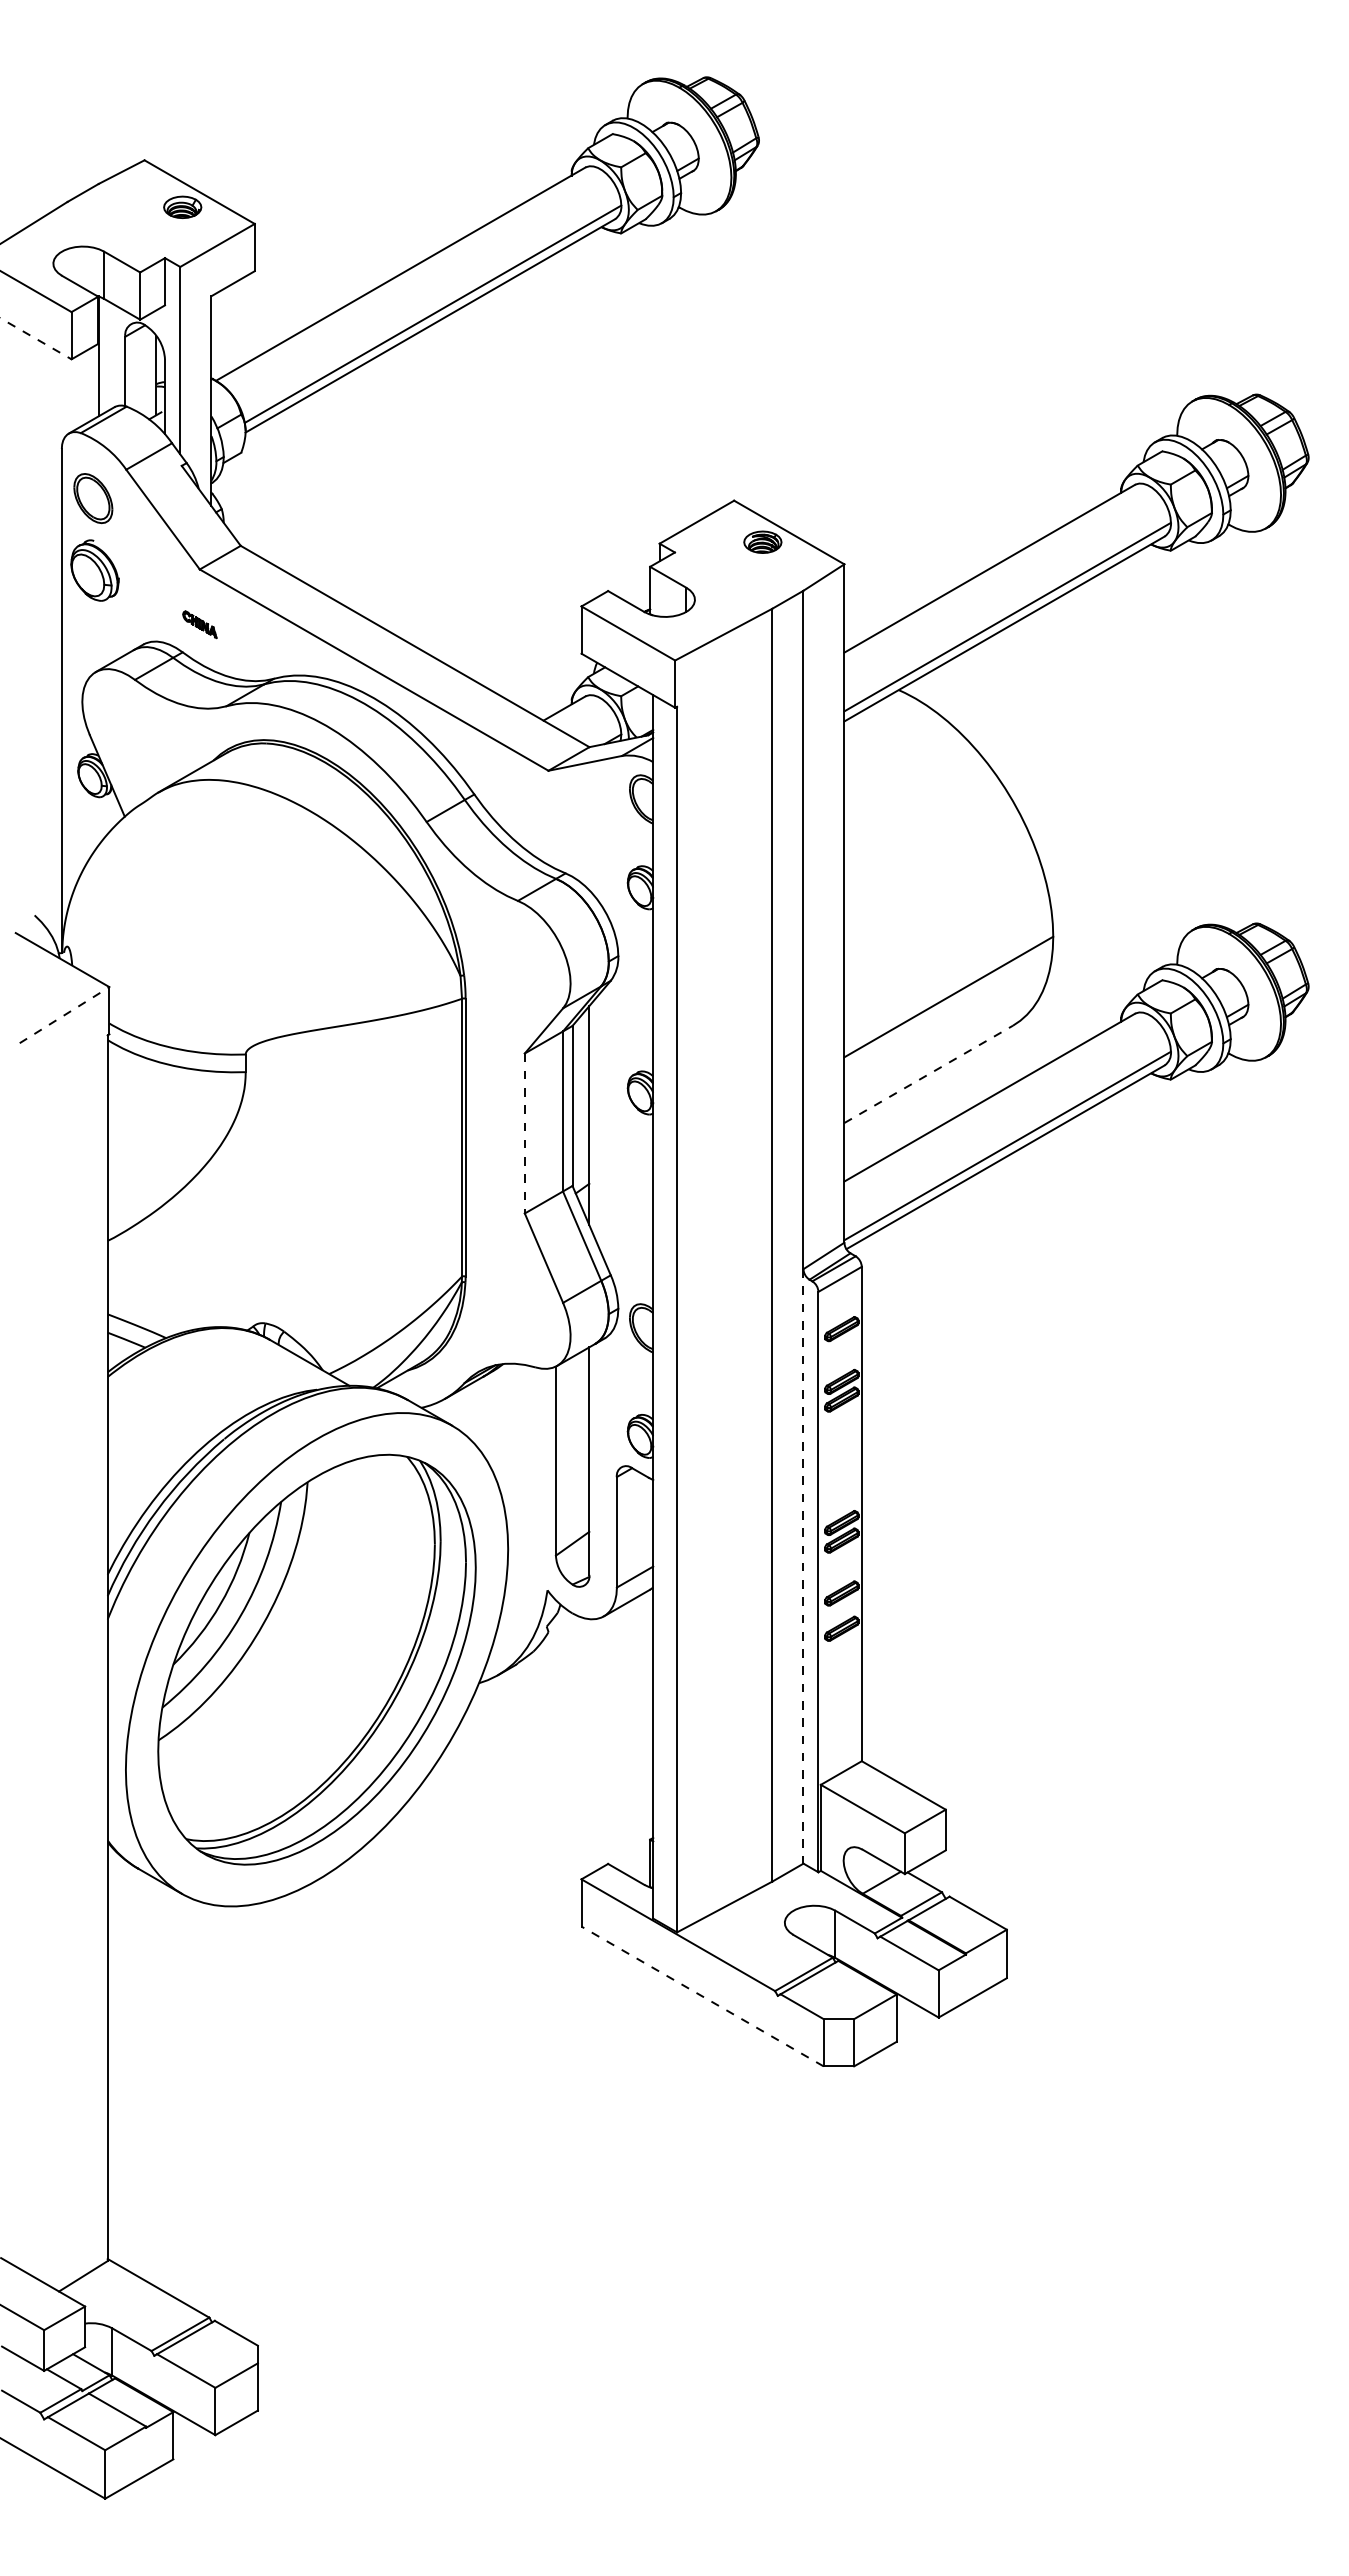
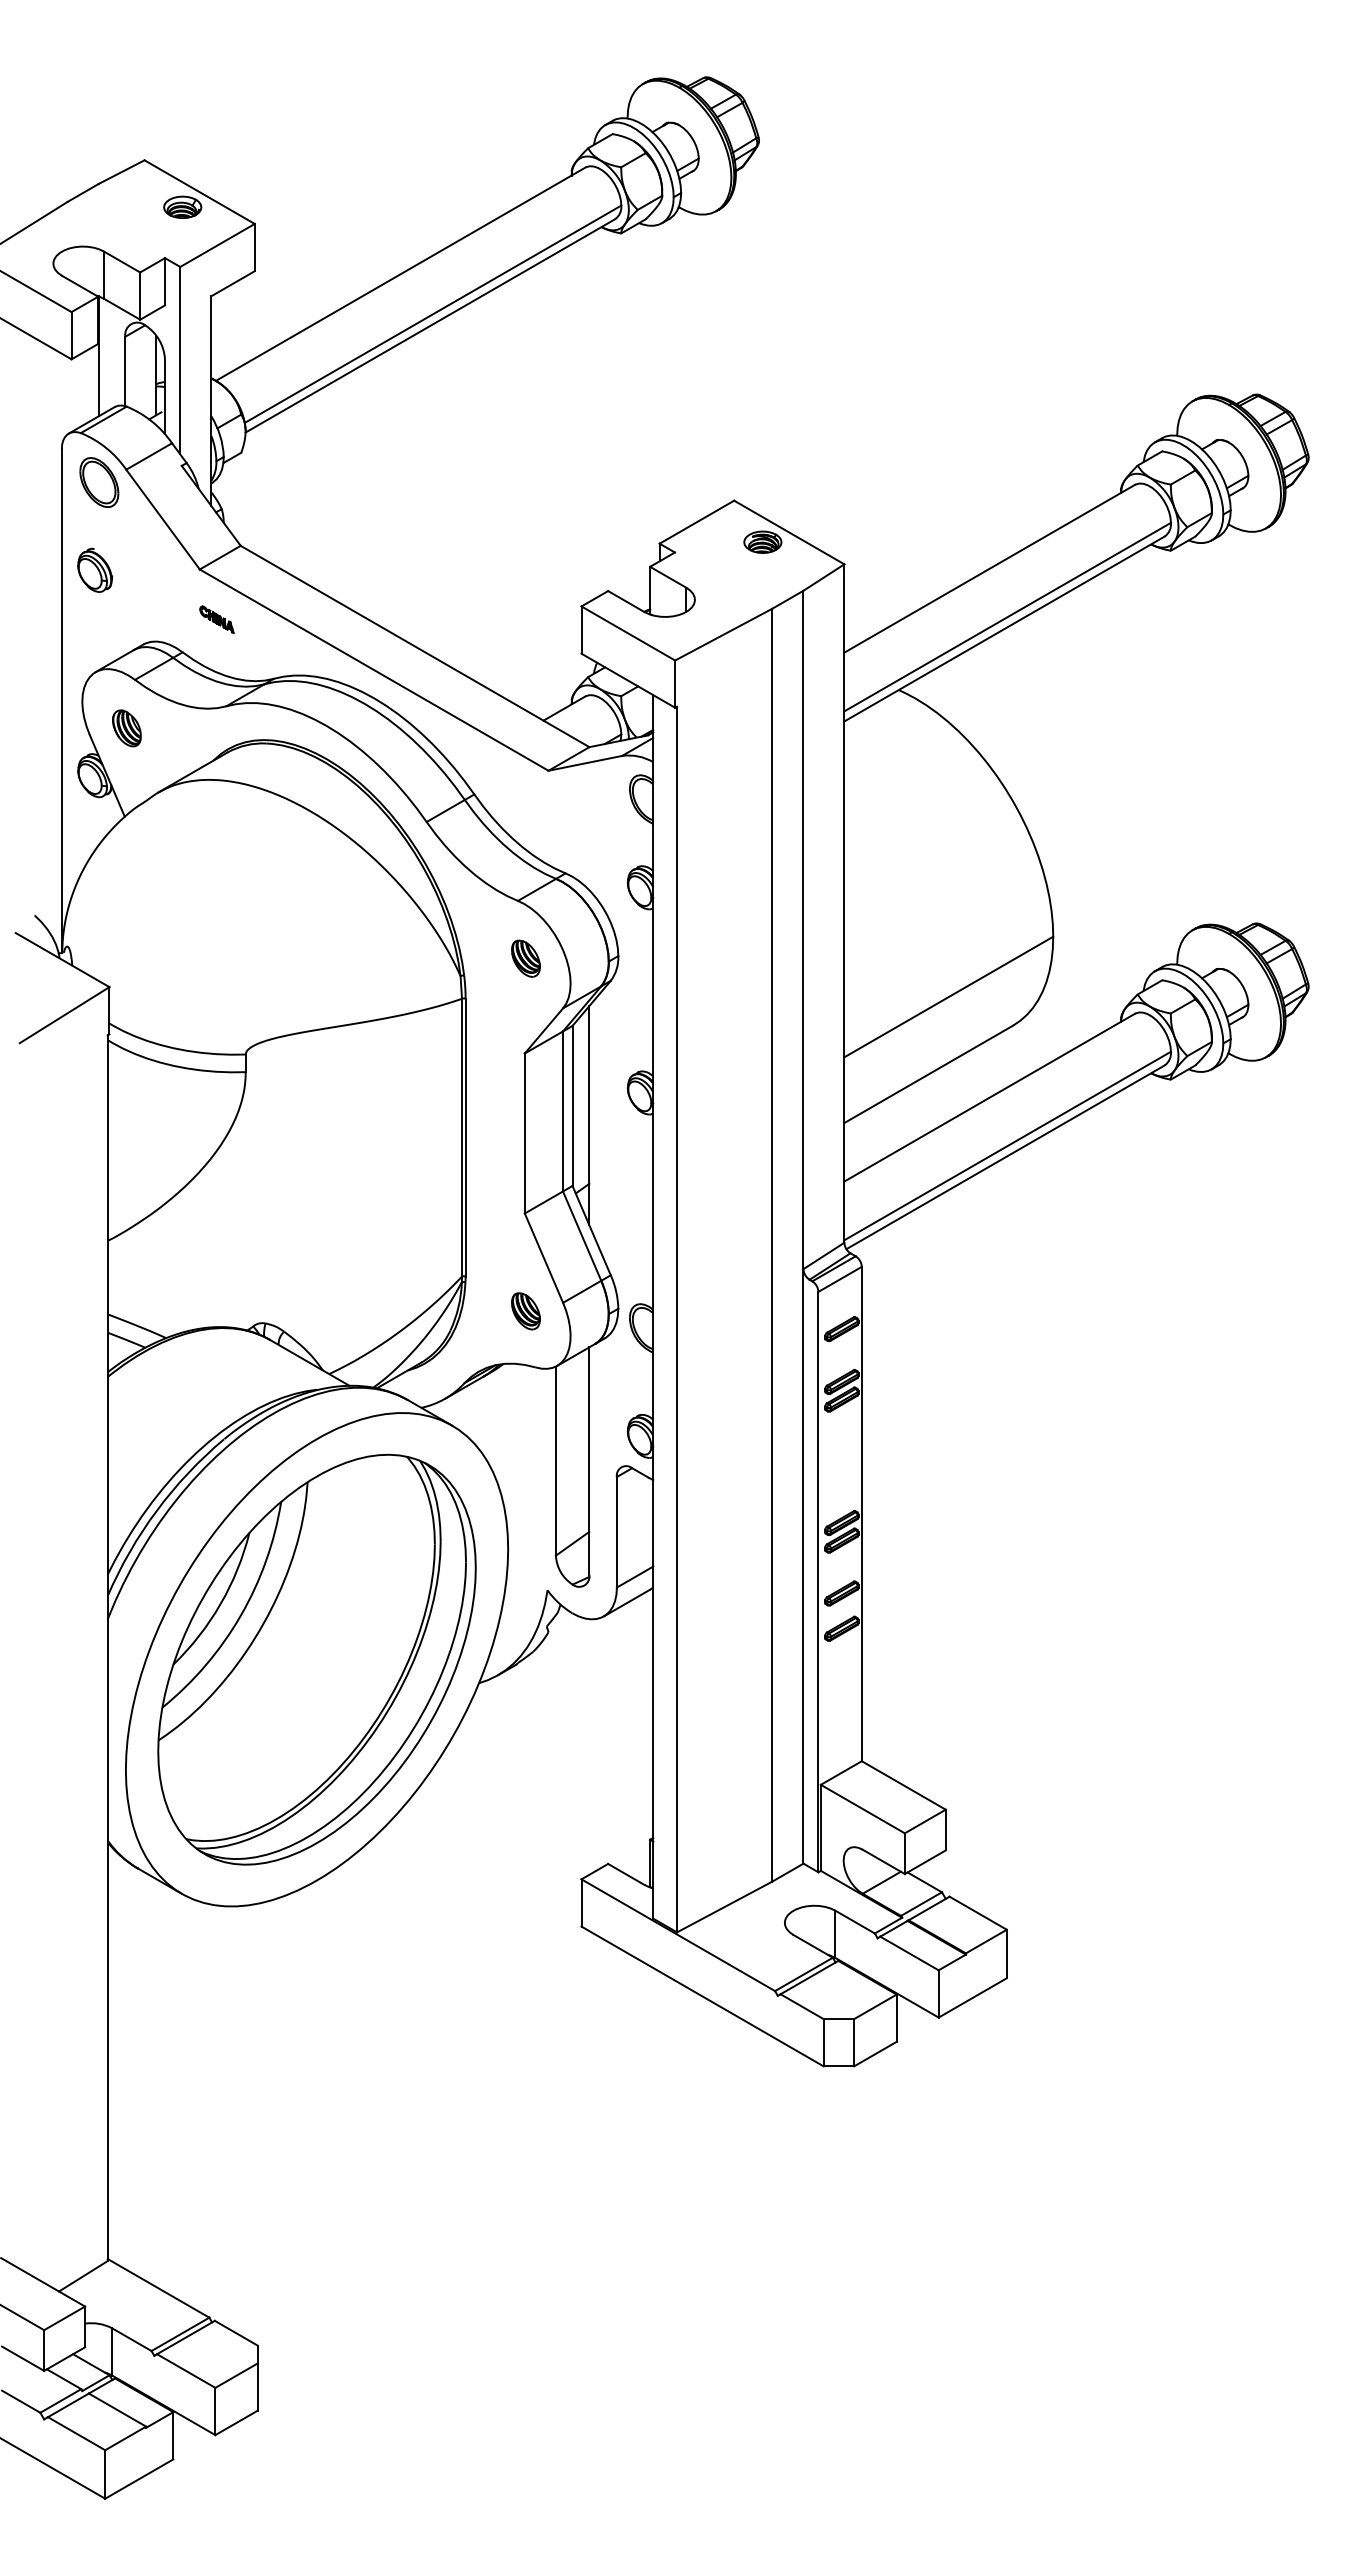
line: dashed -> solid (36, 339)
part position: (93, 498) -> (99, 482) (99, 482)
part size: 50x63 px -> 37x46 px (95, 569)
part position: (199, 624) -> (216, 619) (216, 619)
part: none -> present (126, 728)
part: none -> present (525, 958)
line: dashed -> solid (64, 1015)
line: dashed -> solid (929, 1074)
line: dashed -> solid (524, 1134)
part: none -> present (525, 1311)
line: dashed -> solid (803, 1566)
line: dashed -> solid (702, 1996)
